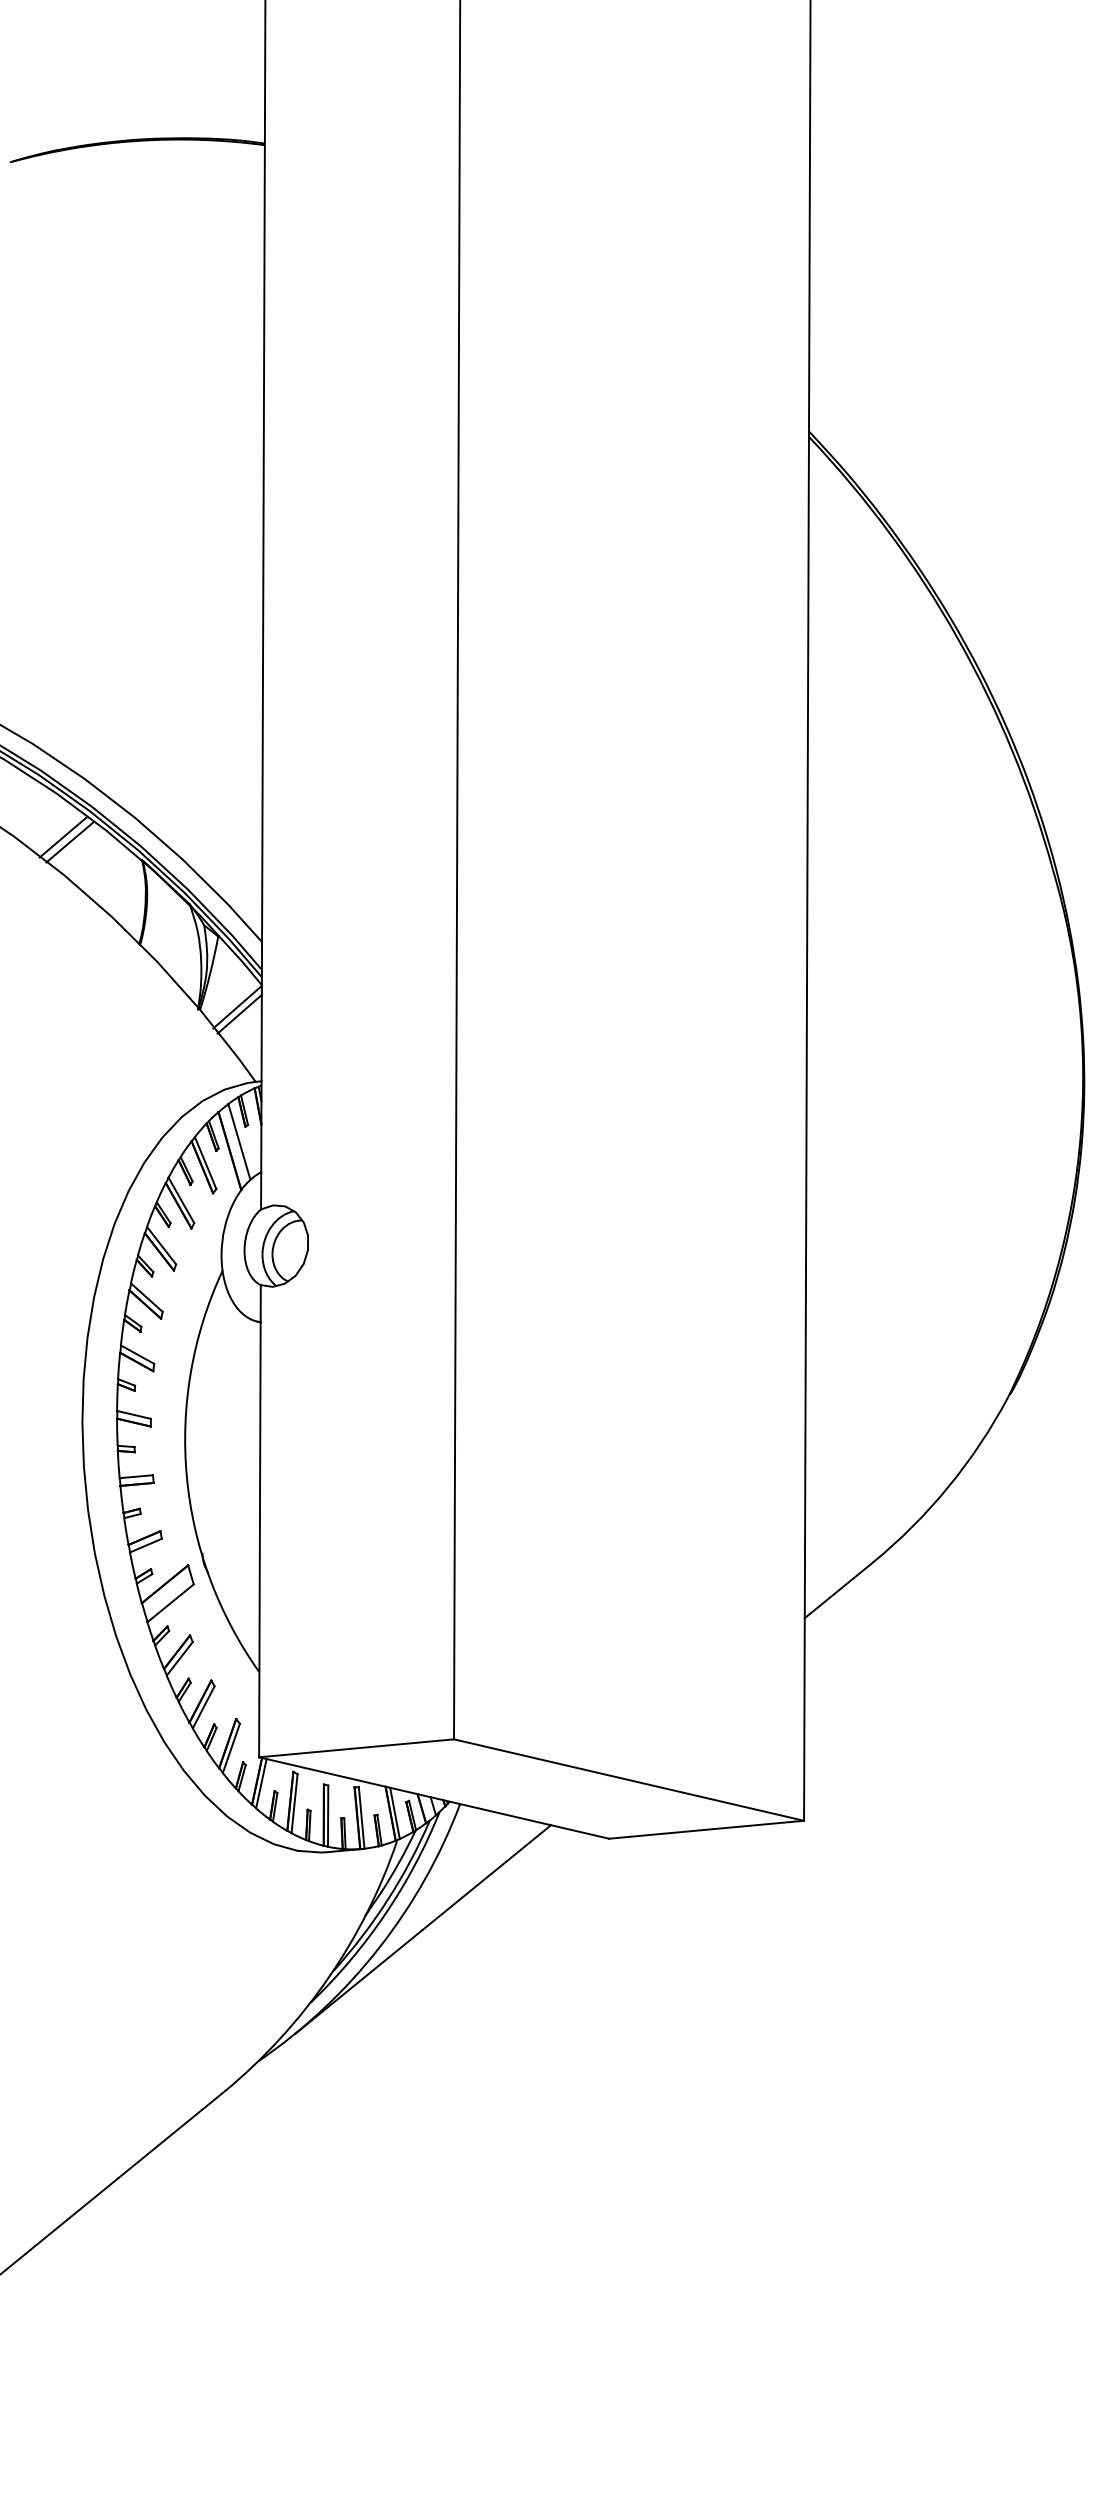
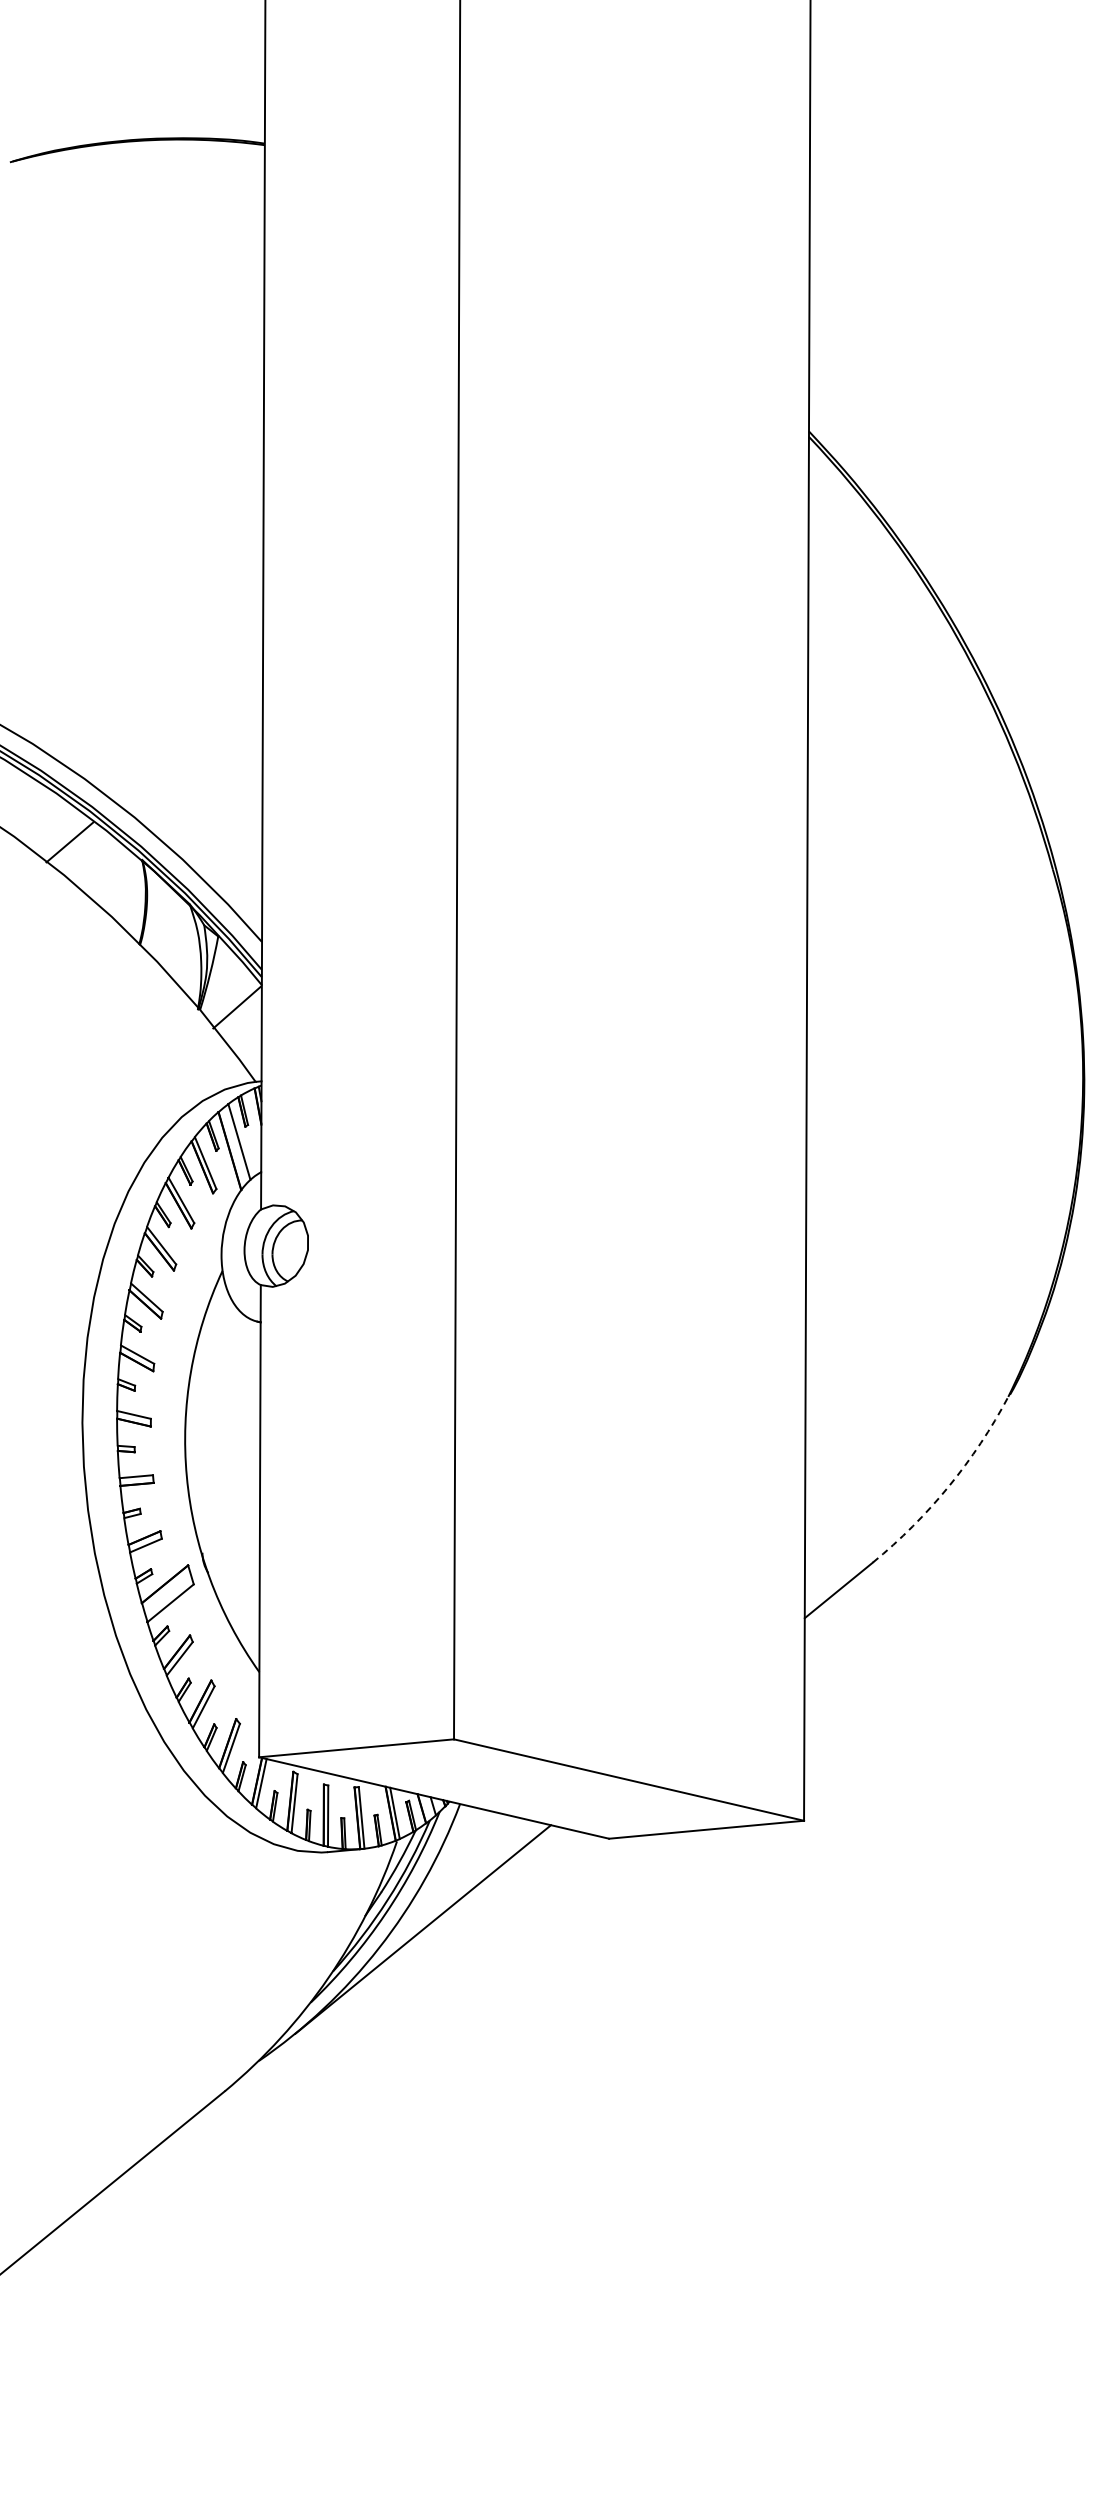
line: present -> none (62, 837)
line: present -> none (239, 1013)
arc: solid -> dashed (948, 1486)
